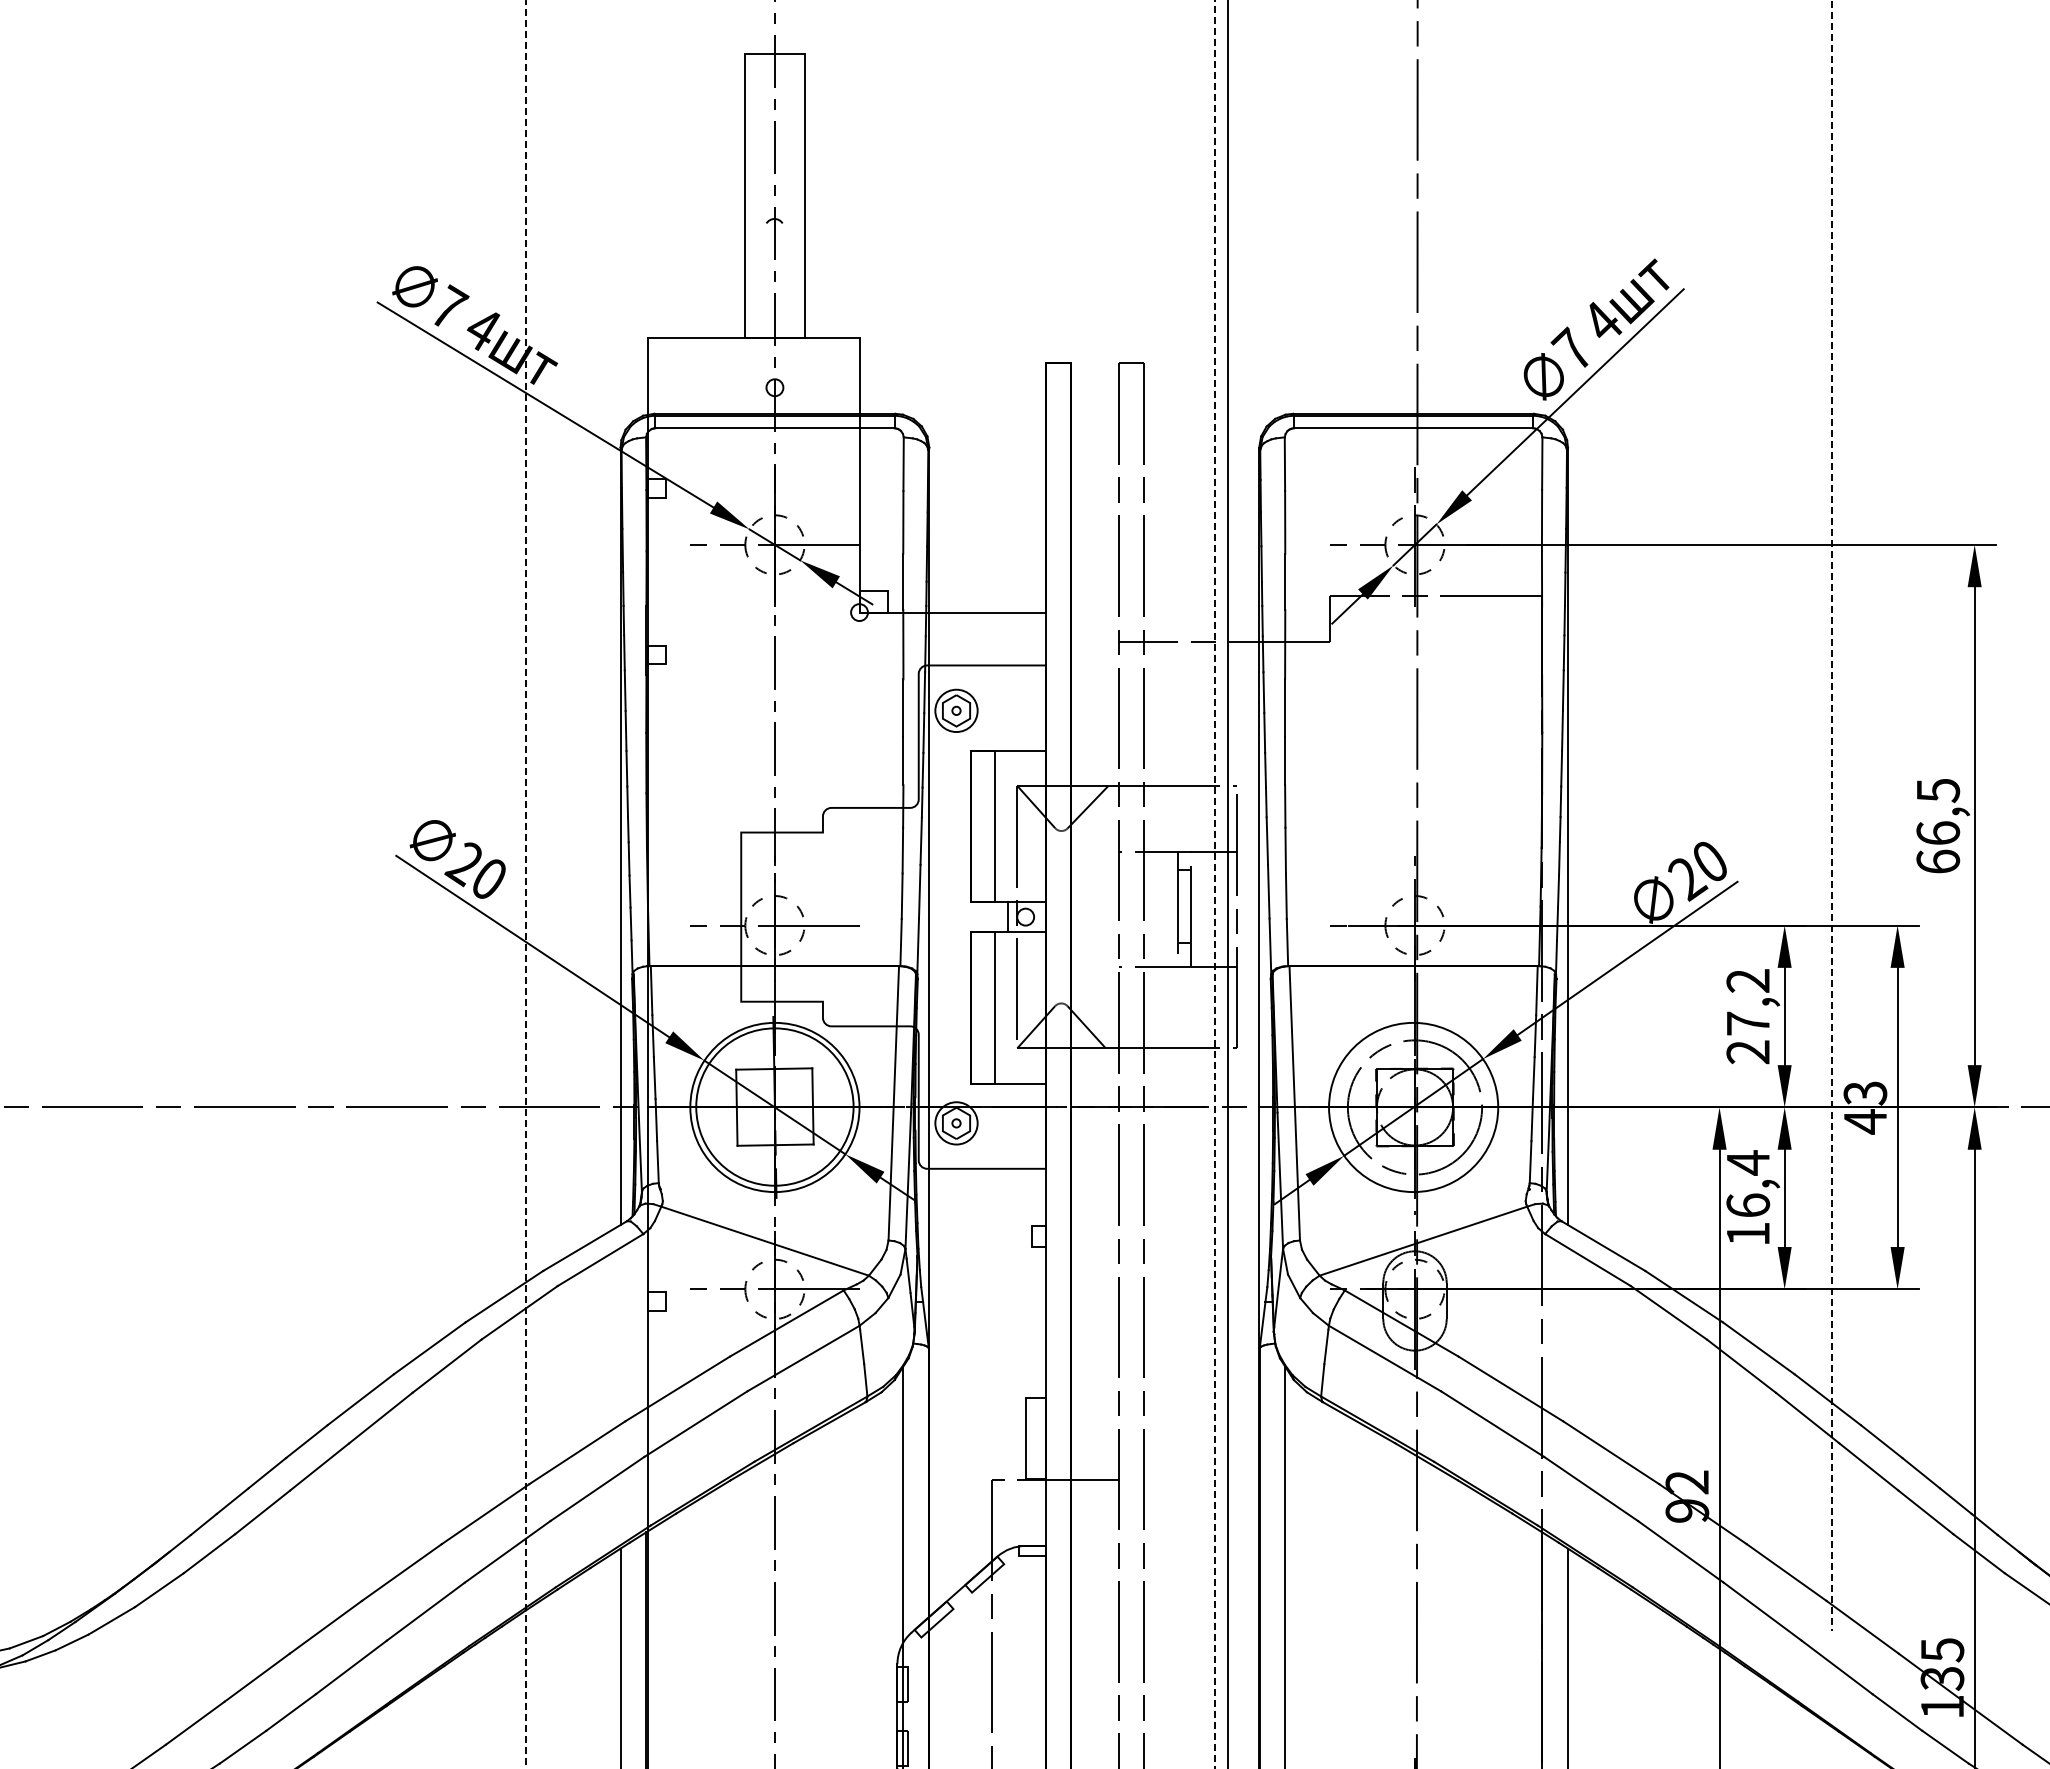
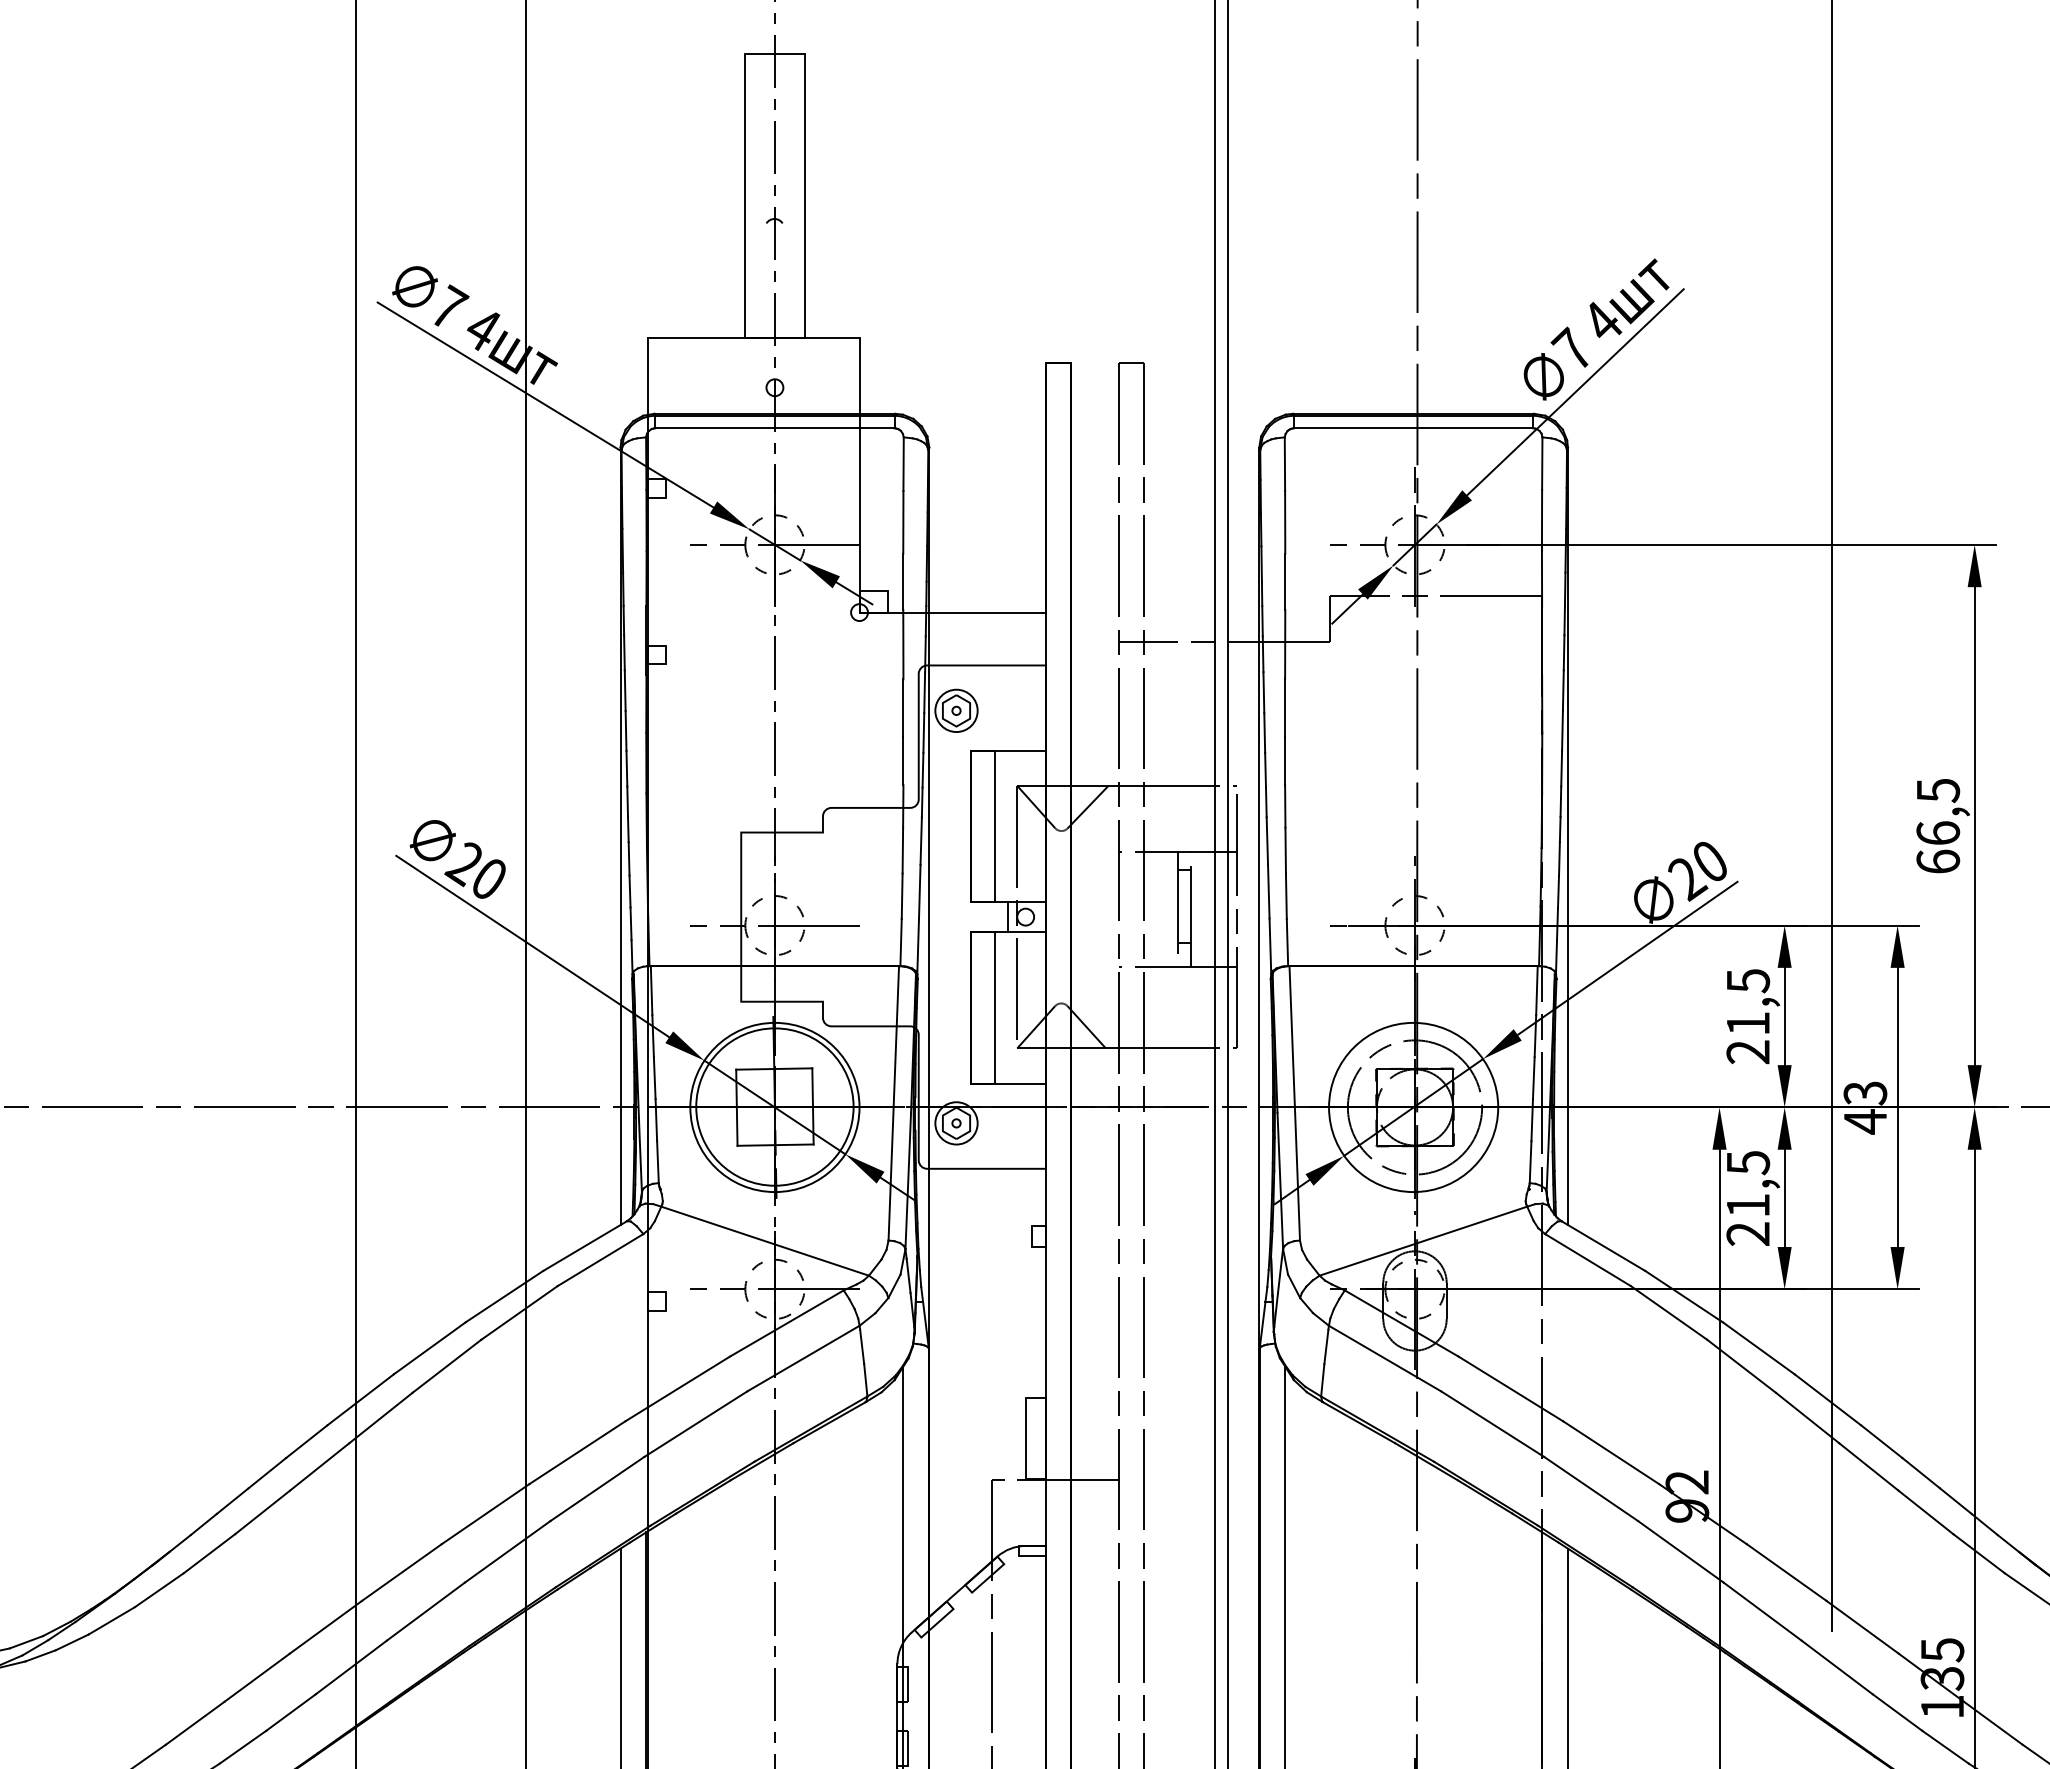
line: dashed -> solid (1832, 815)
line: none -> present (356, 883)
line: dashed -> solid (1214, 884)
line: dashed -> solid (525, 885)
text: 27,2 -> 21,5 (1748, 1002)
text: 16,4 -> 21,5 (1748, 1197)
